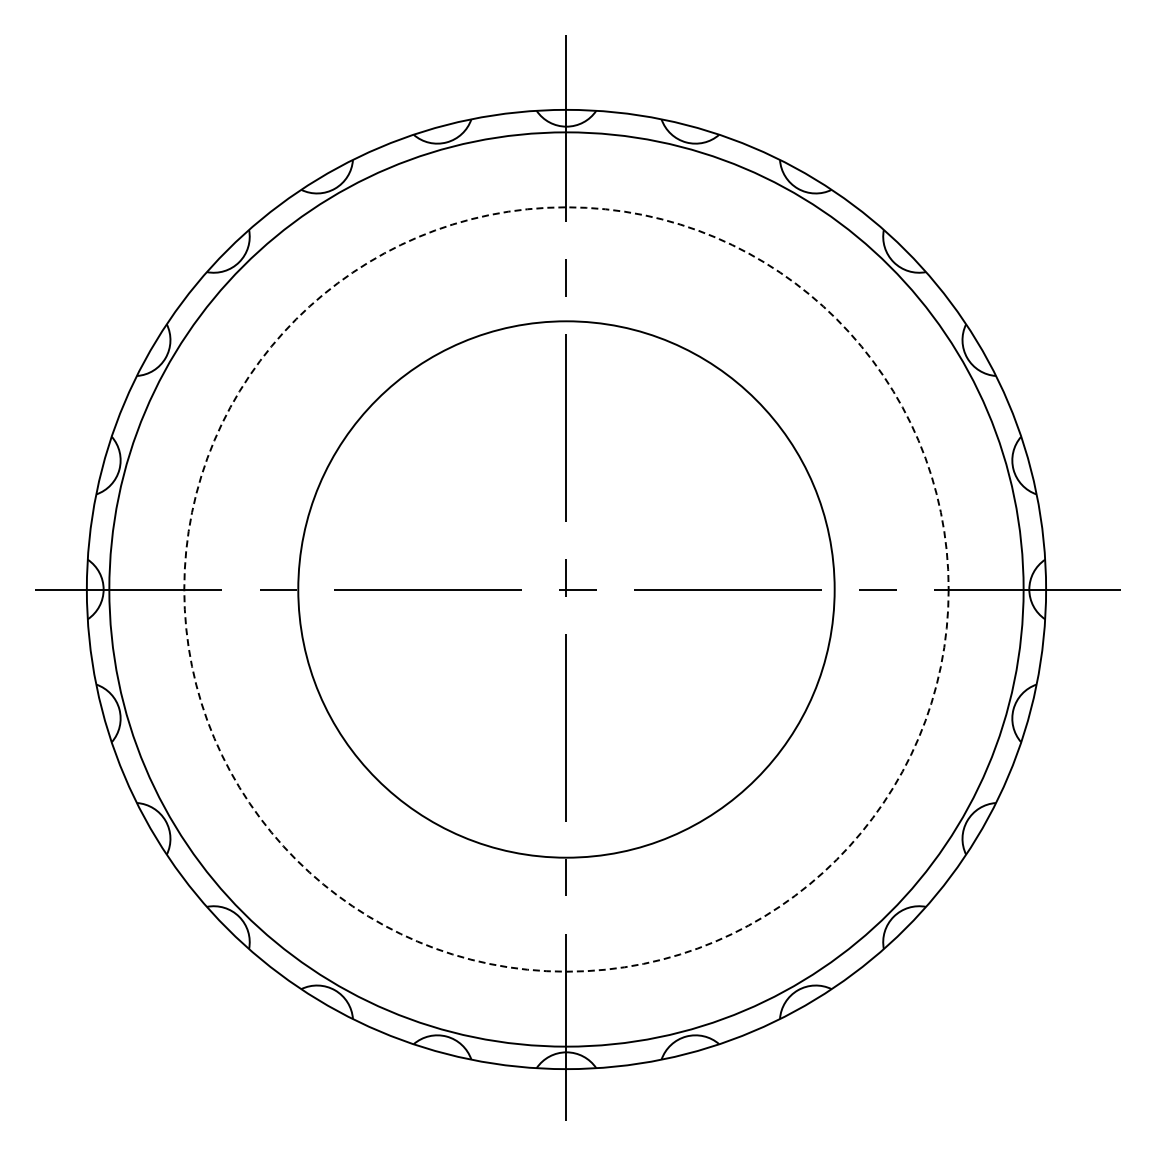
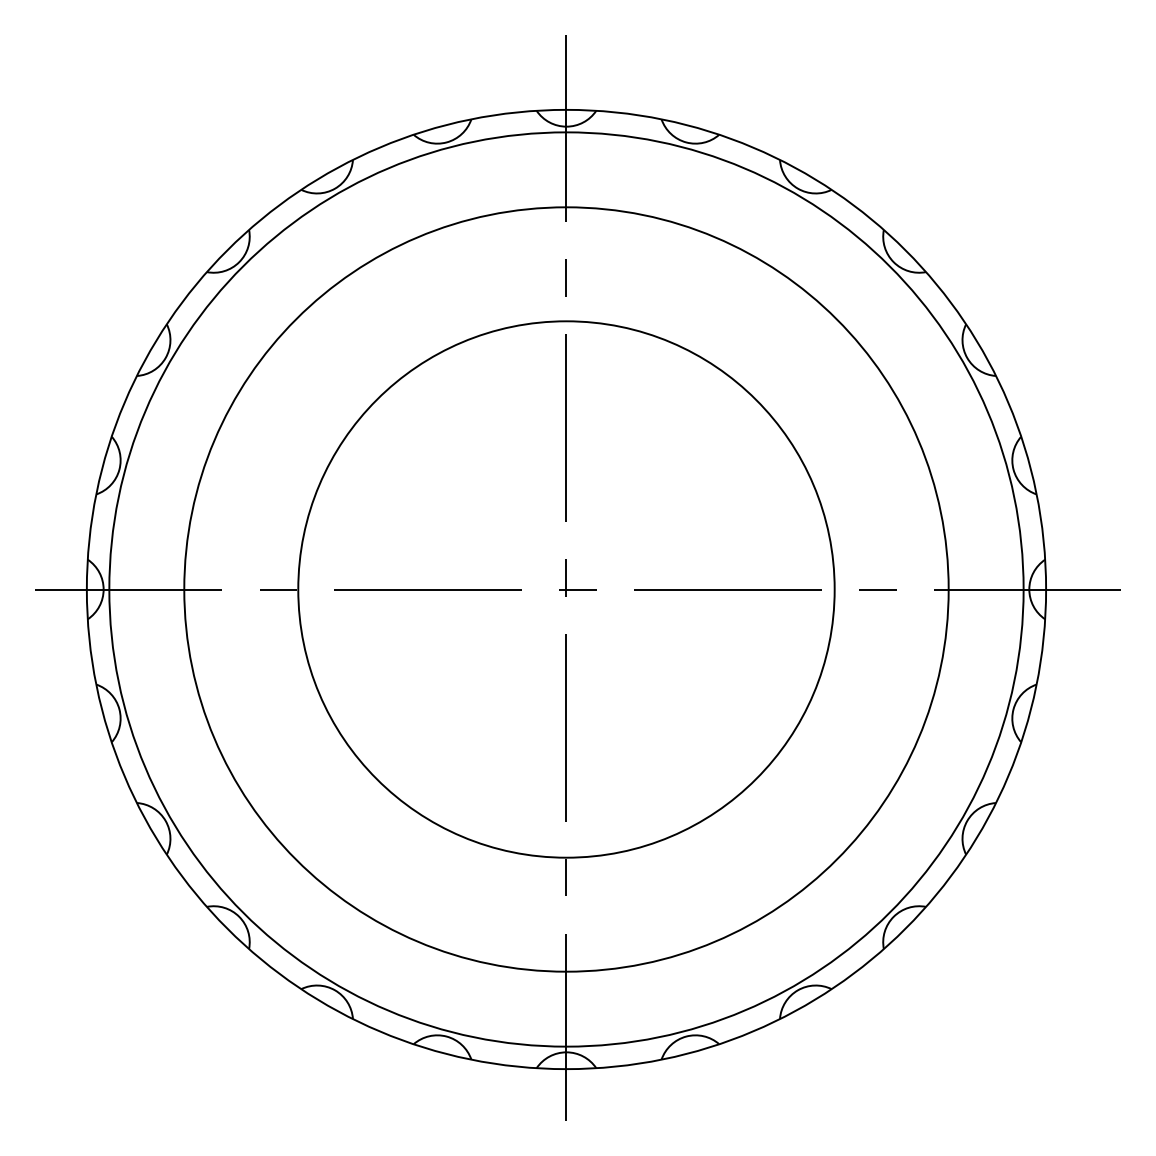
circle: dashed -> solid (566, 589)
